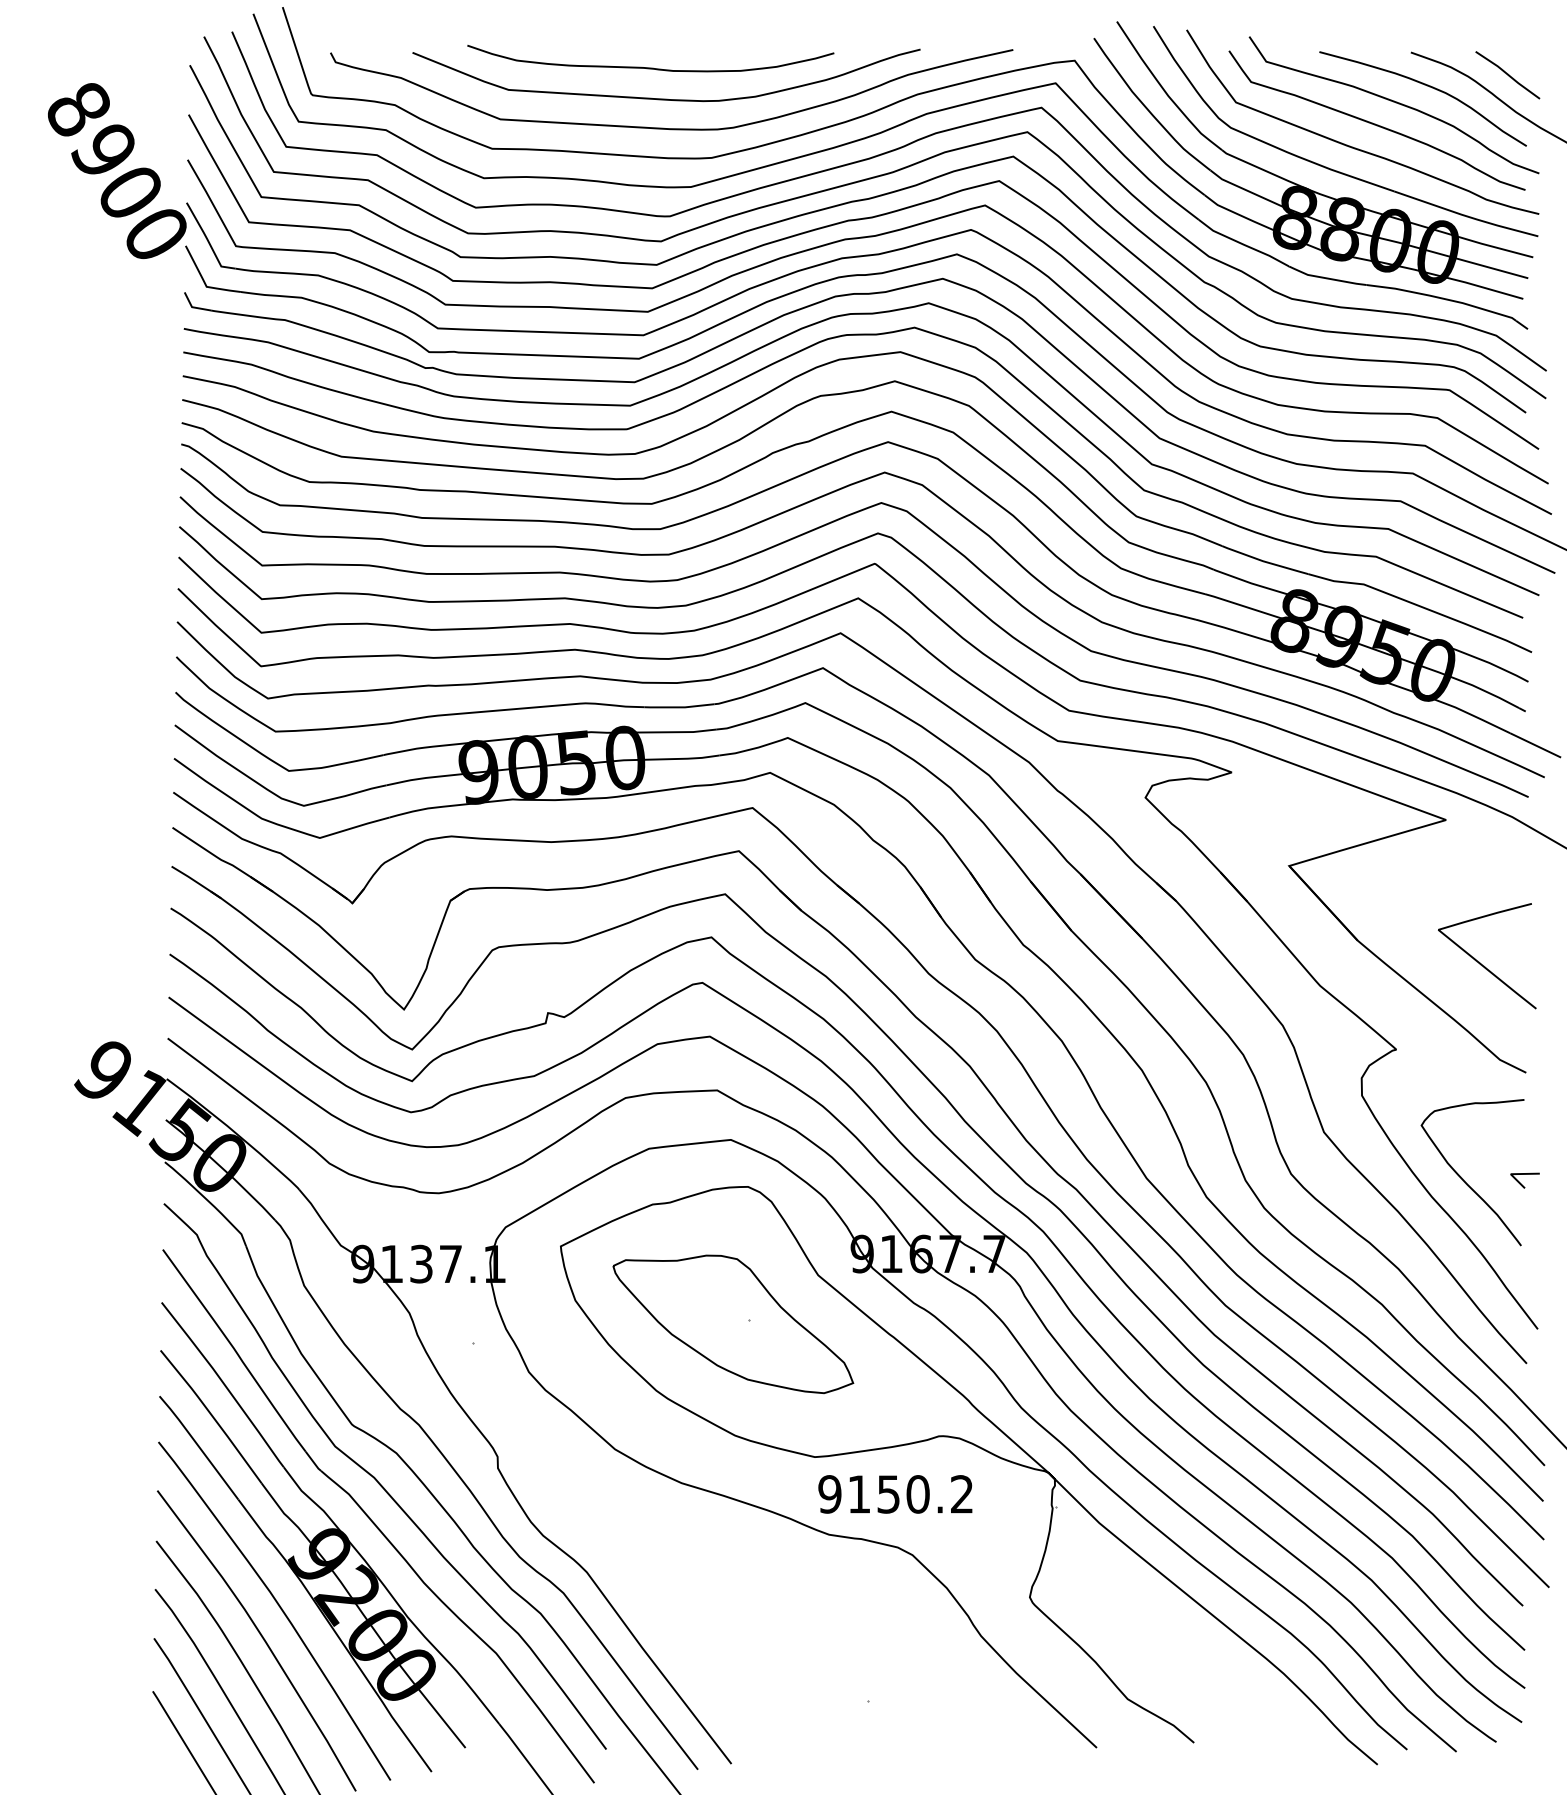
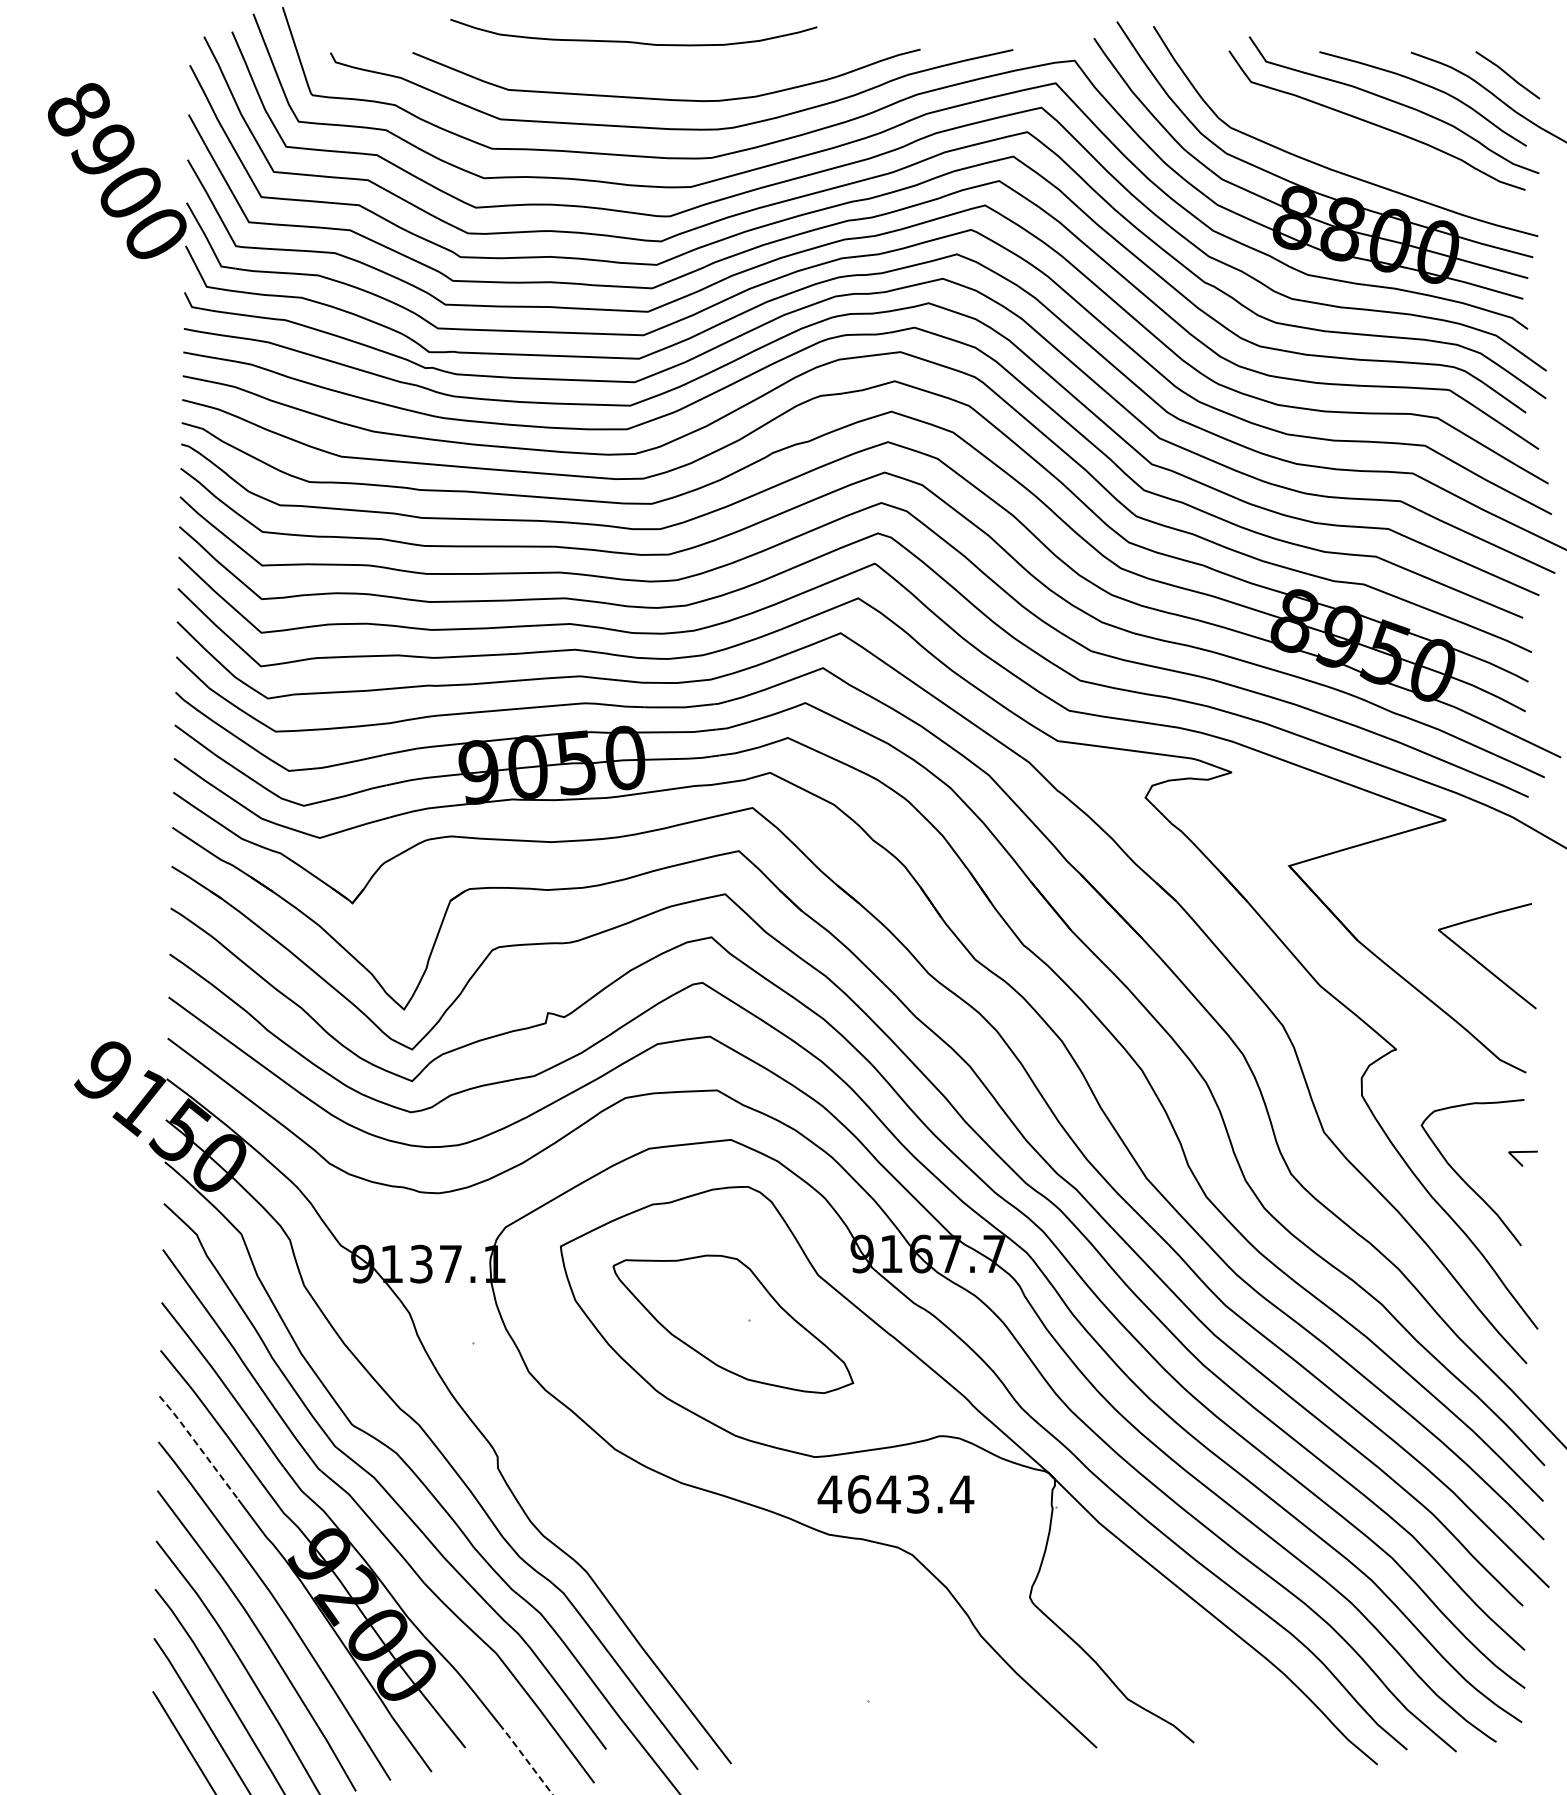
curve position: (650, 67) -> (633, 41) (633, 41)
curve: present -> none (1350, 145)
line position: (1521, 1183) -> (1519, 1161) (1519, 1161)
line: solid -> dashed (198, 1446)
text: 9150.2 -> 4643.4 (895, 1494)
line: solid -> dashed (525, 1758)
